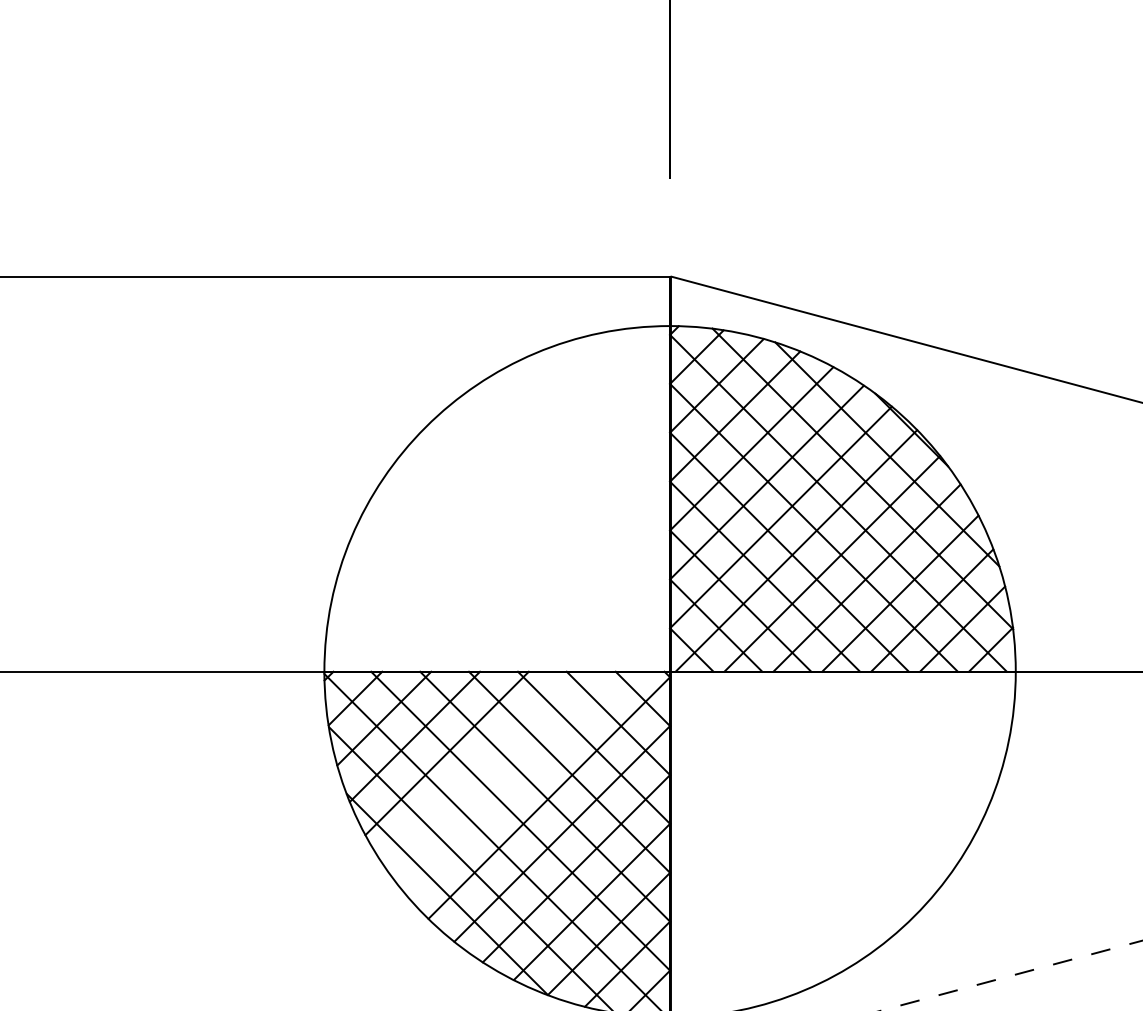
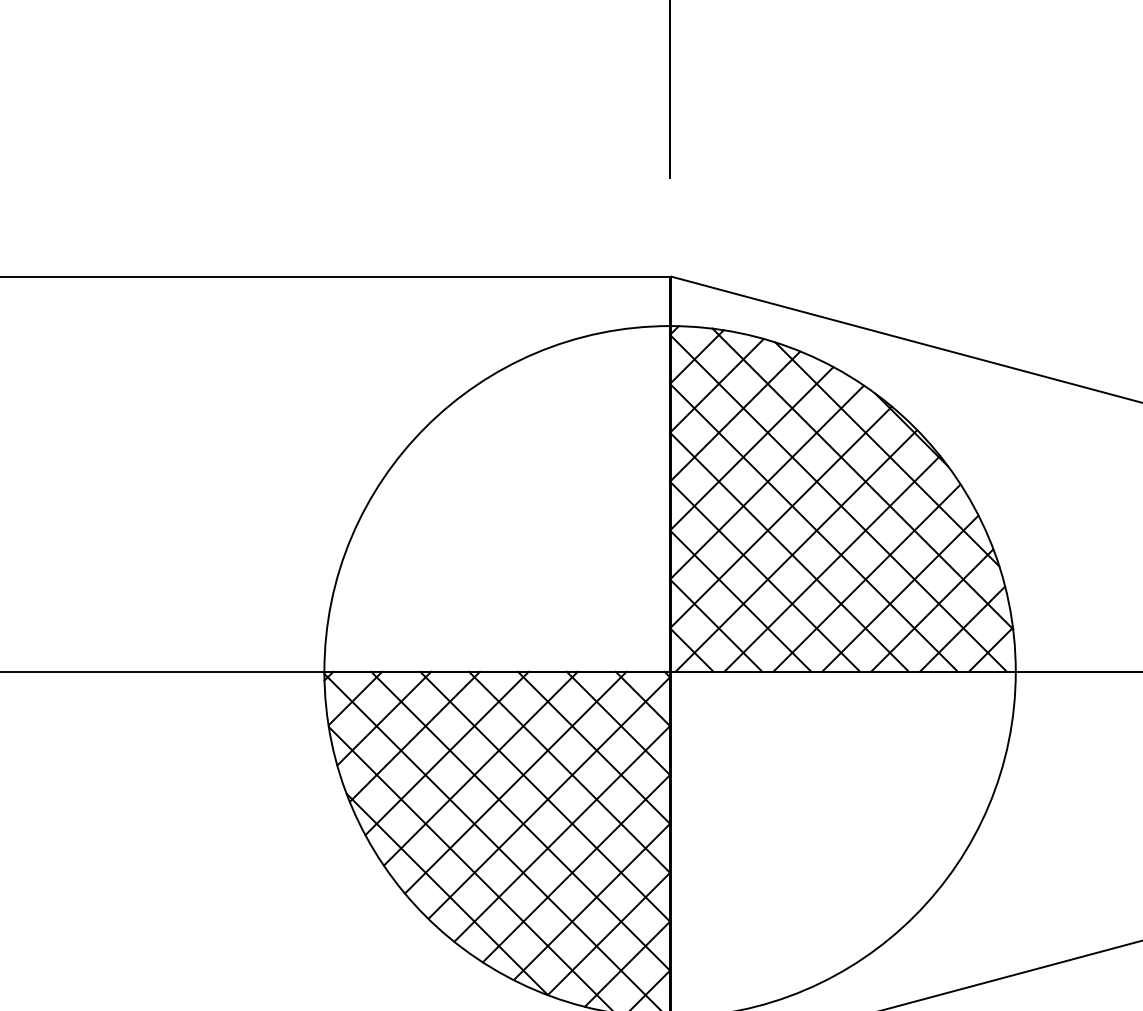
line: none -> present (480, 768)
line: none -> present (515, 782)
line: dashed -> solid (1011, 975)
